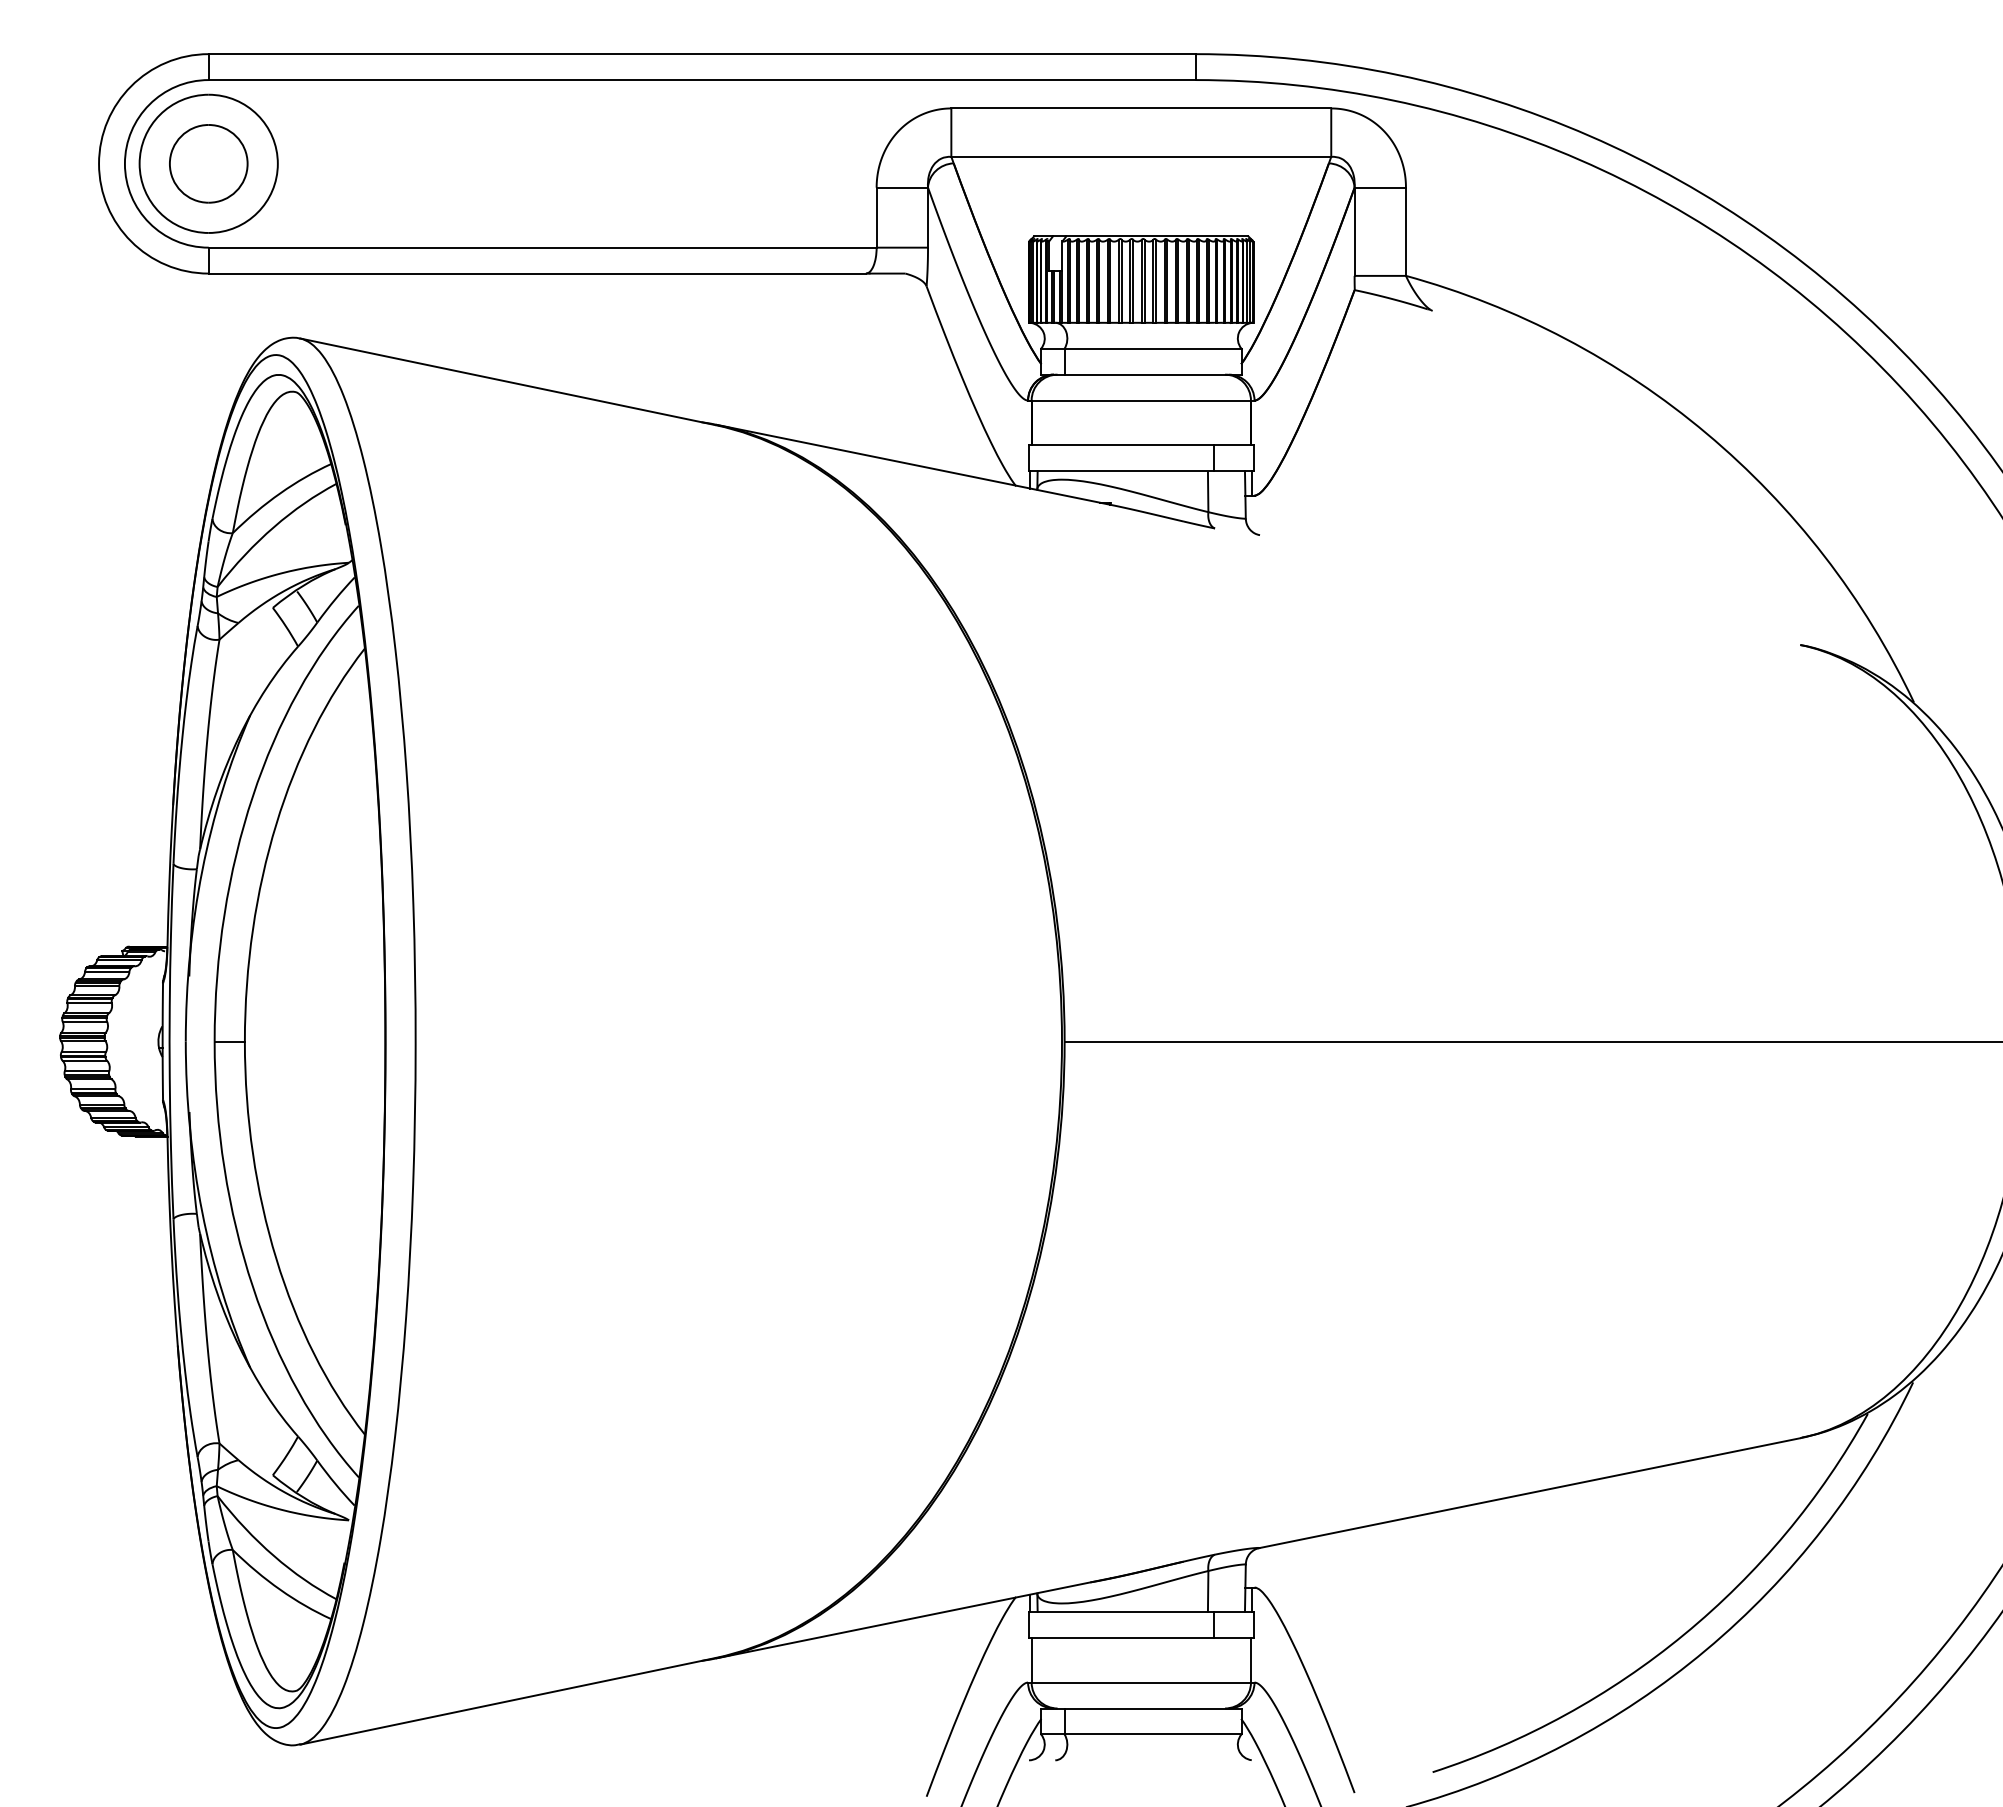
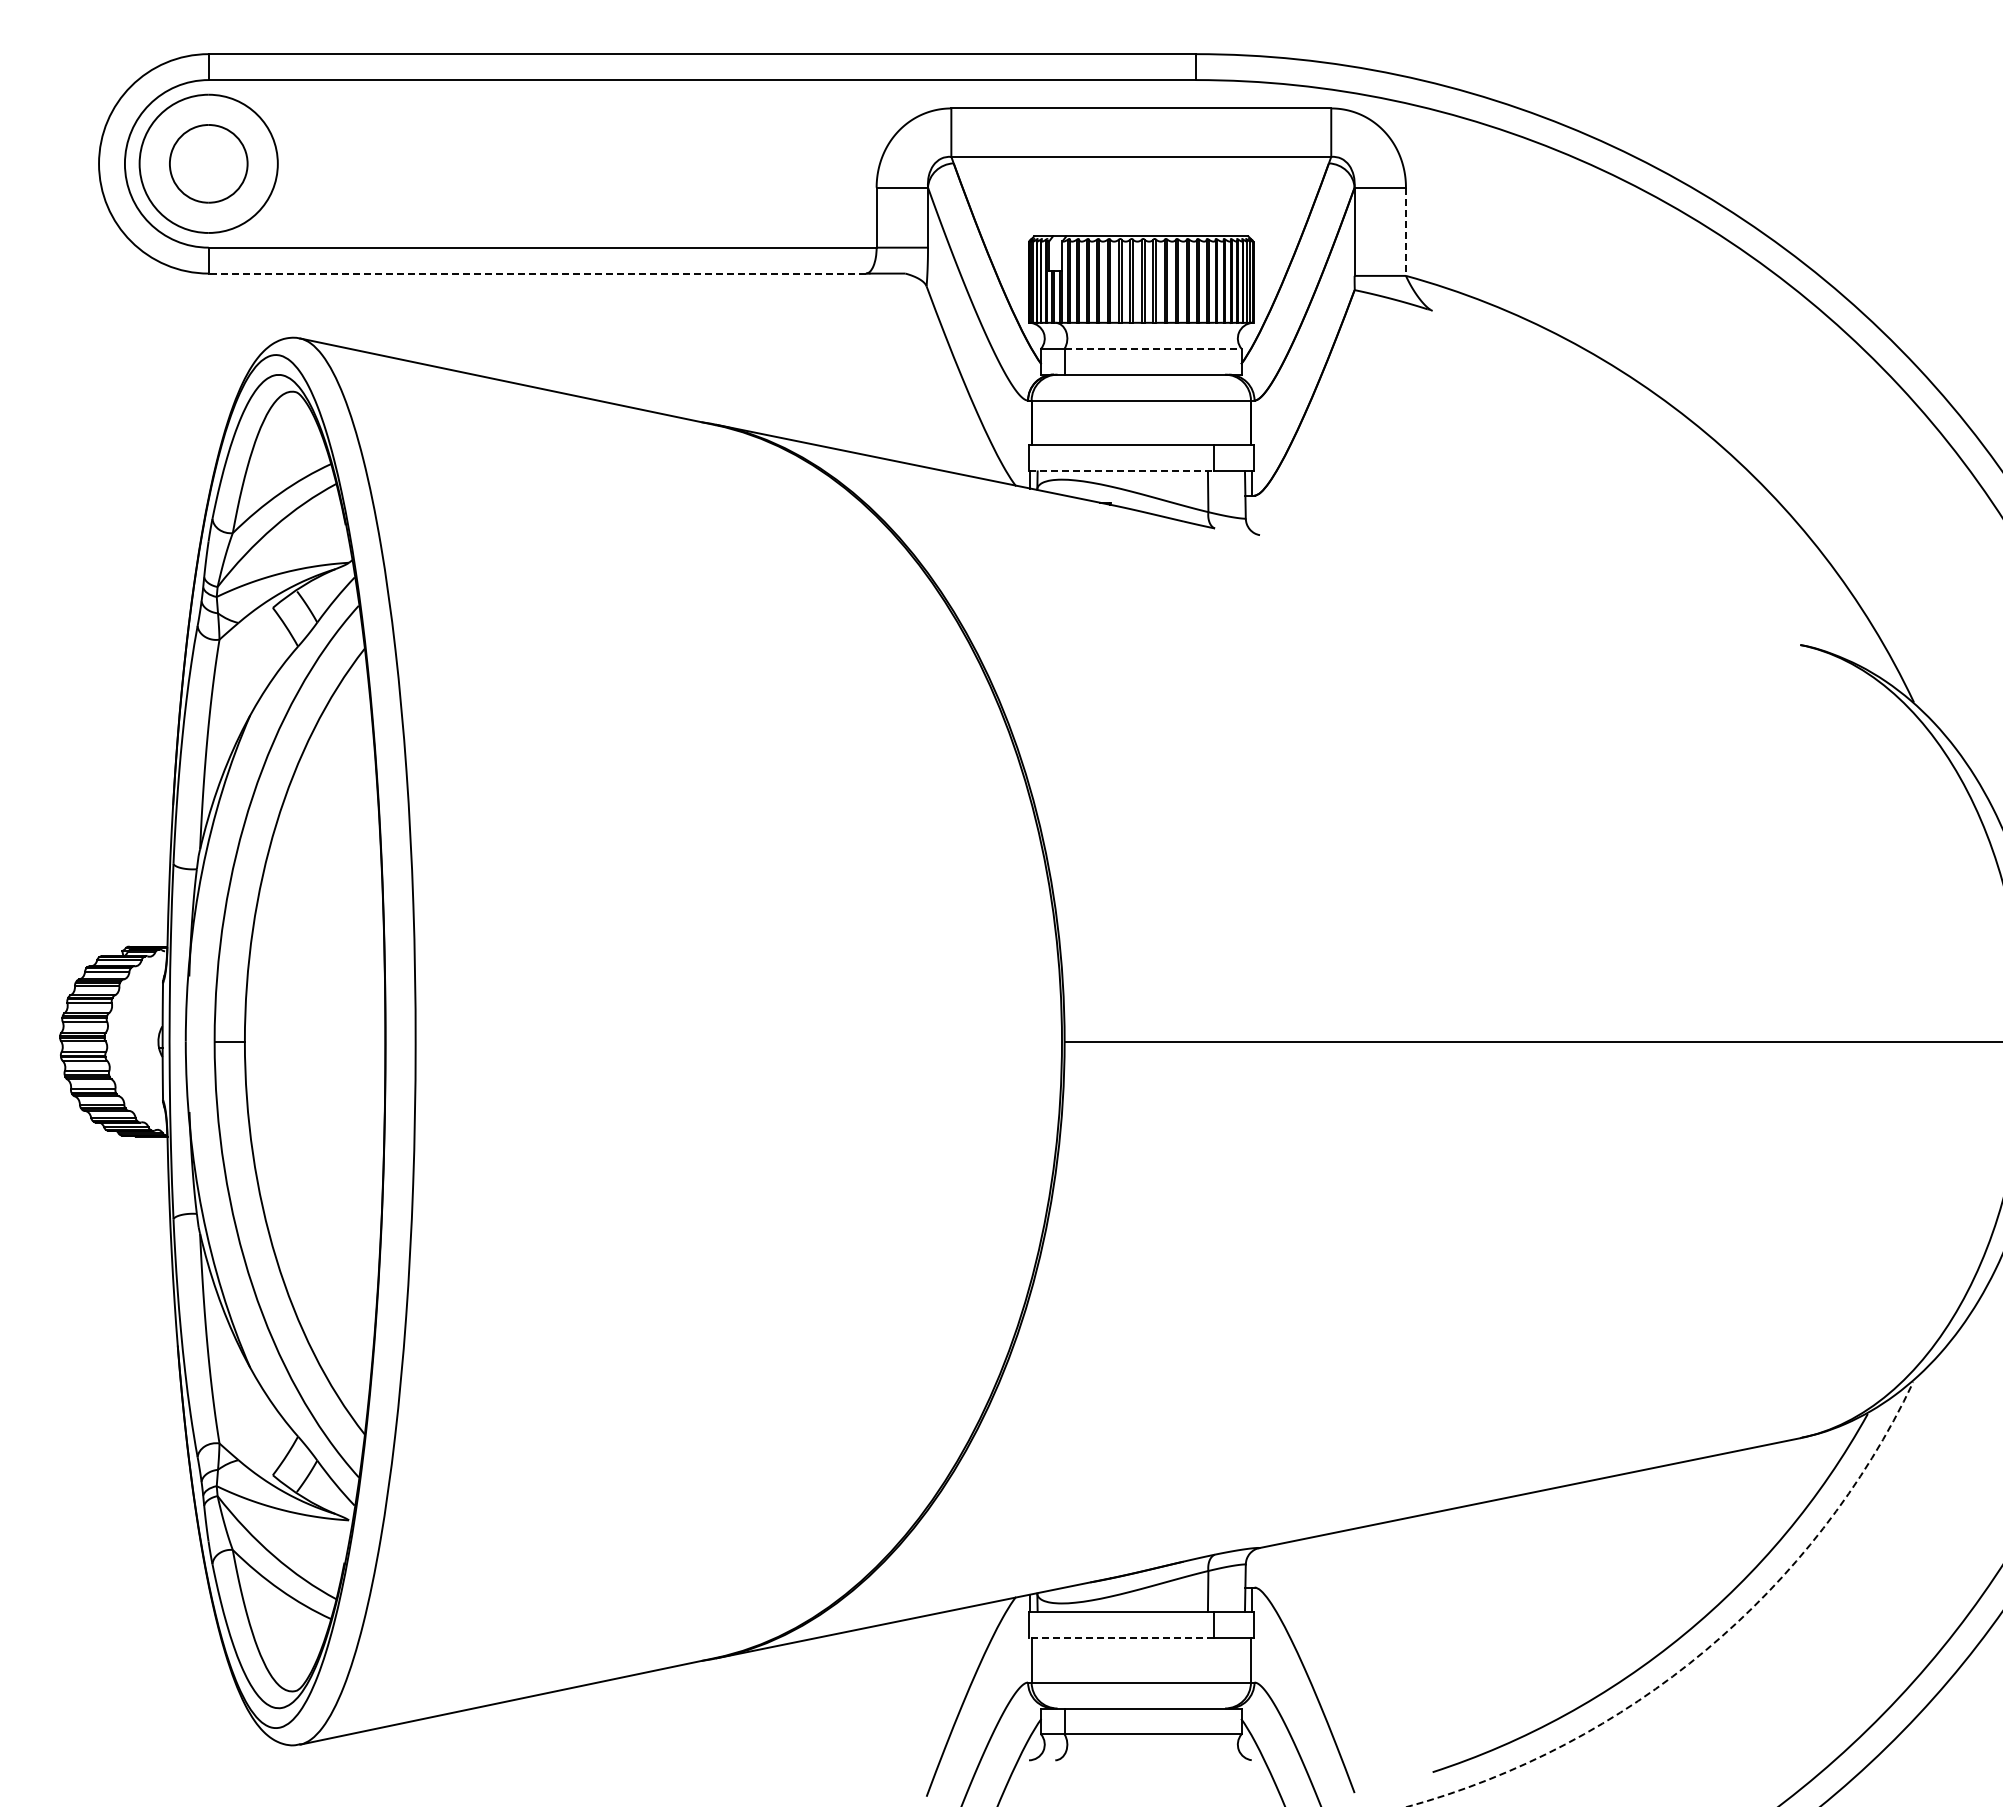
line: solid -> dashed (1405, 232)
line: solid -> dashed (537, 273)
line: solid -> dashed (1153, 348)
line: solid -> dashed (1121, 471)
line: solid -> dashed (1120, 1637)
arc: solid -> dashed (1705, 1650)
